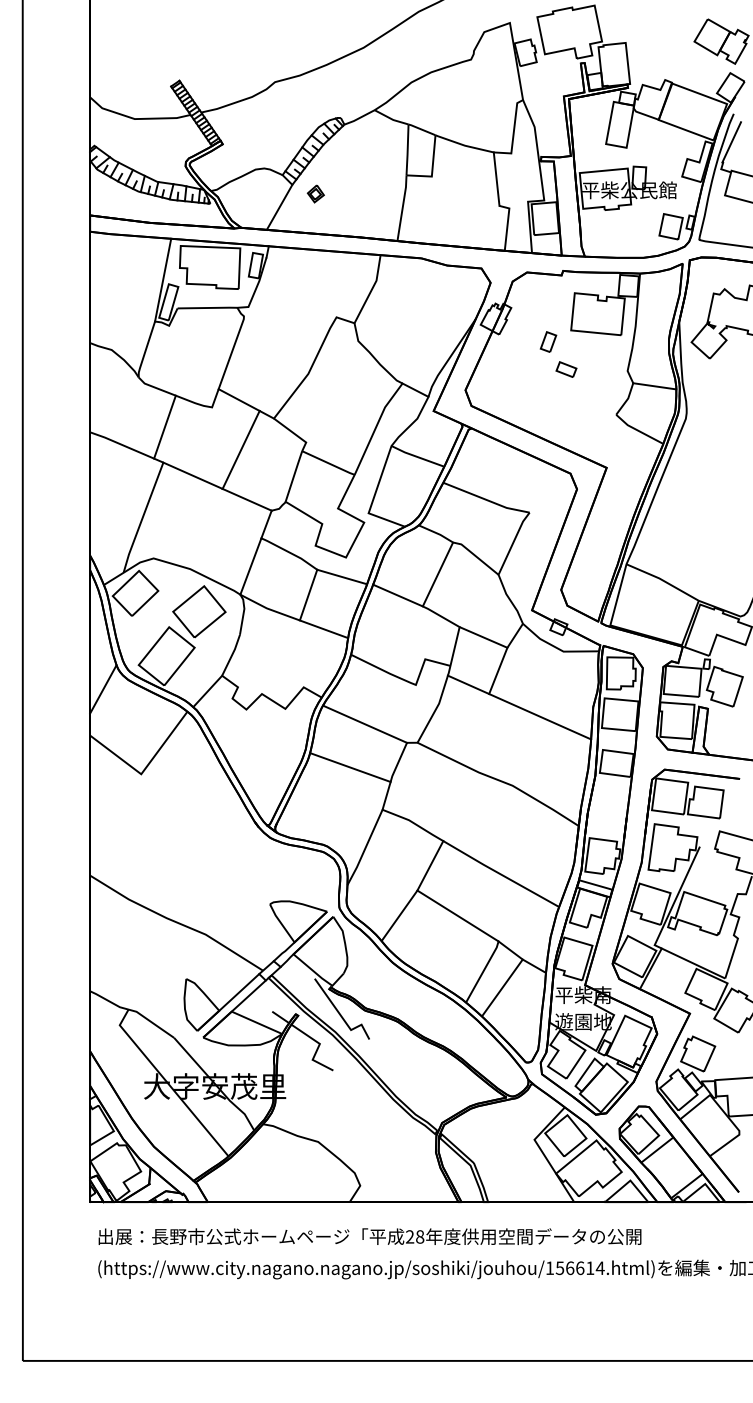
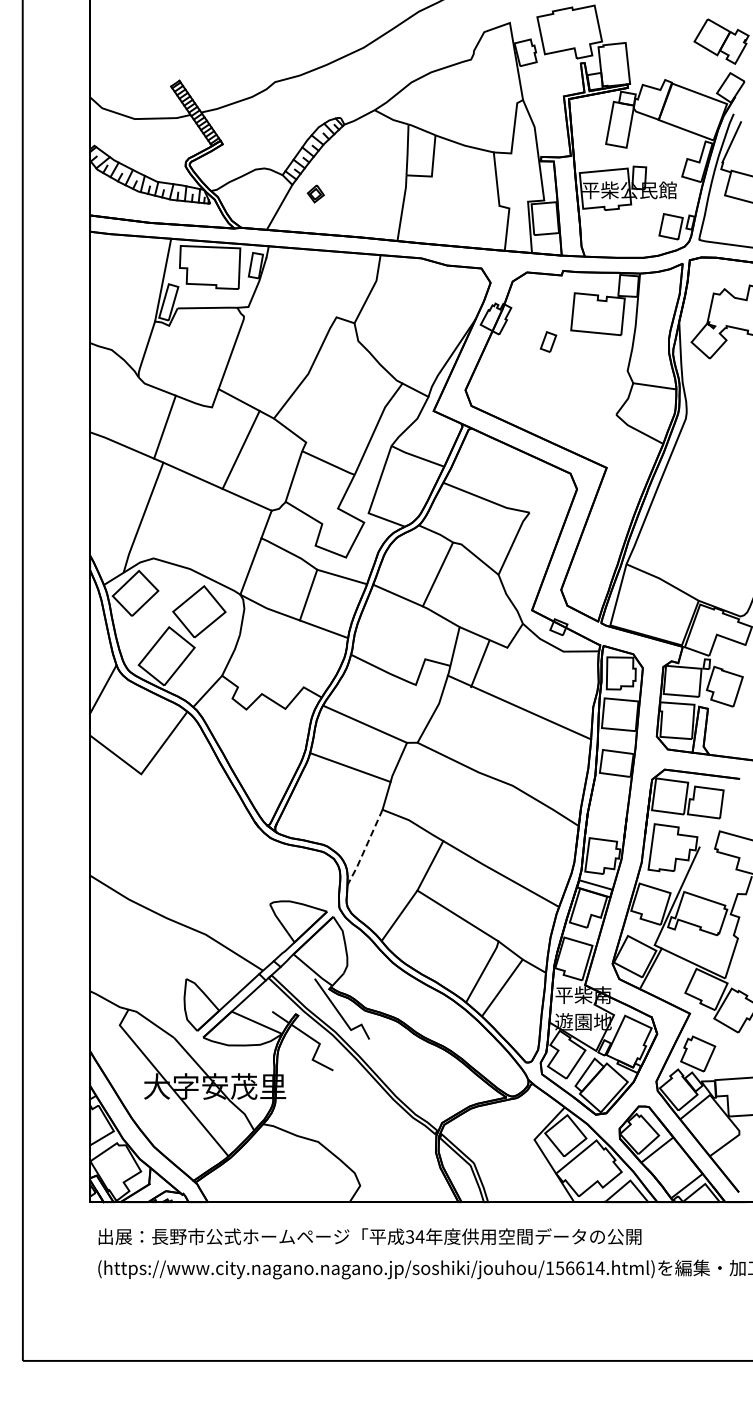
part: present -> none (566, 369)
line position: (498, 670) -> (480, 663) (480, 663)
line: solid -> dashed (365, 849)
text: 28 -> 34 (415, 1236)
